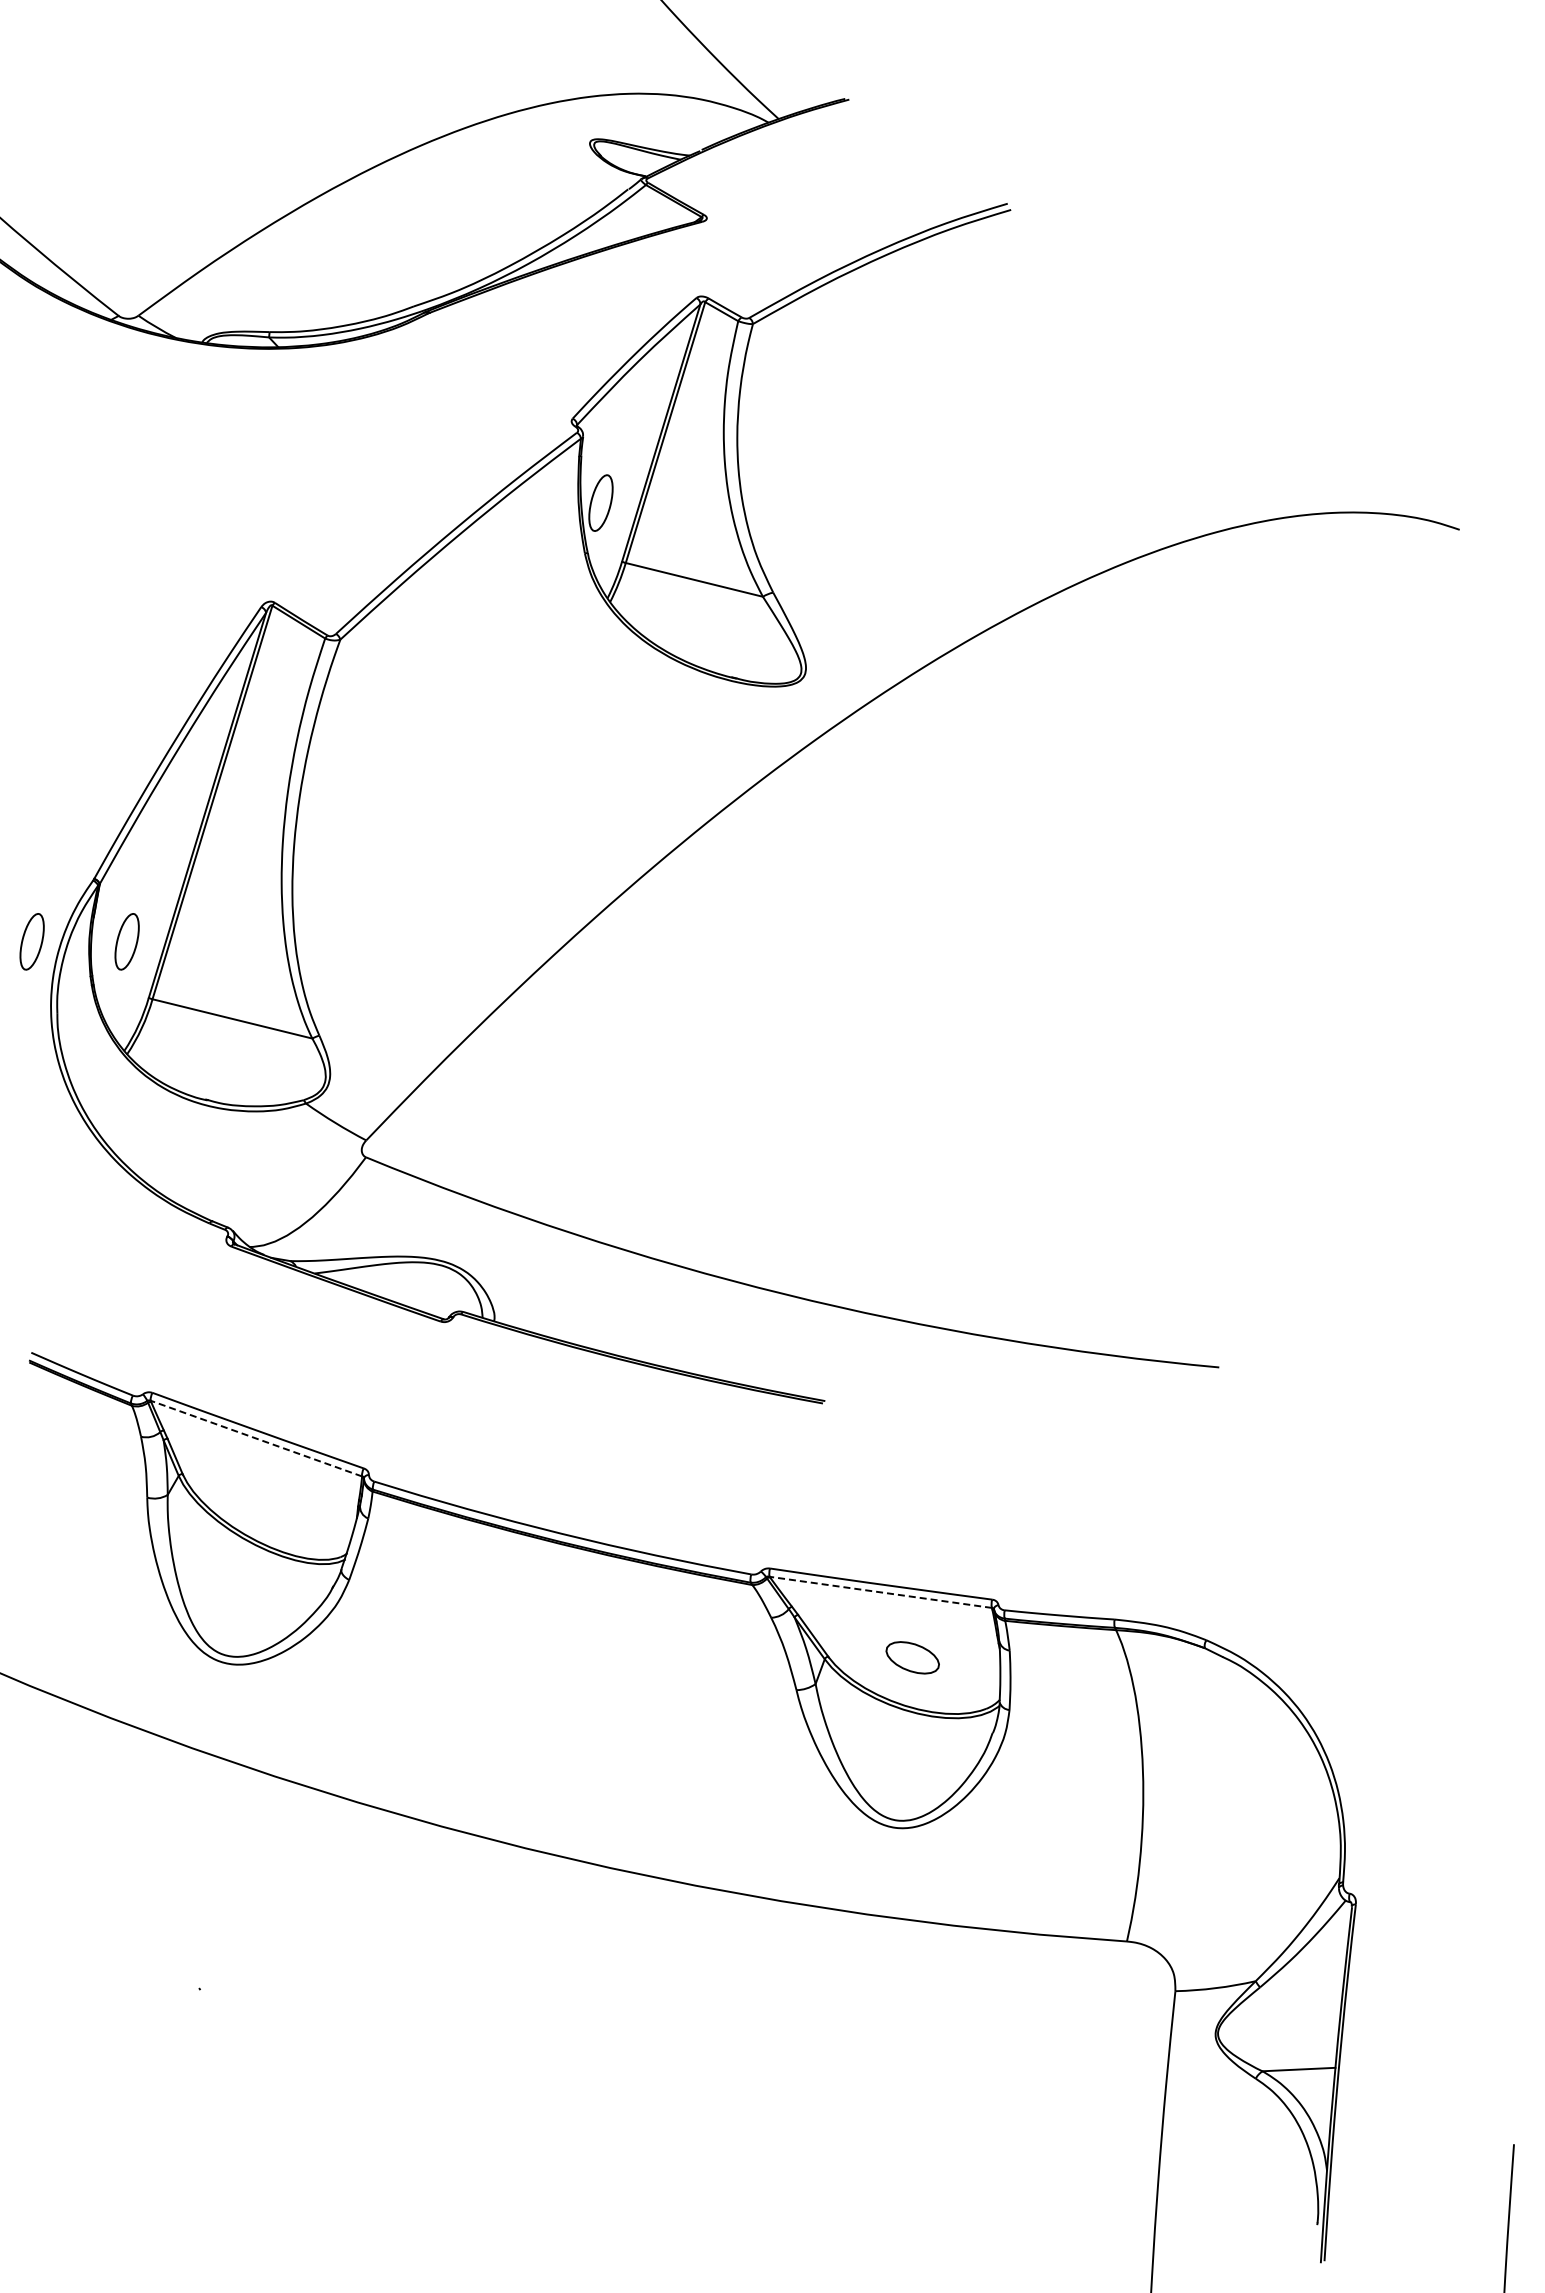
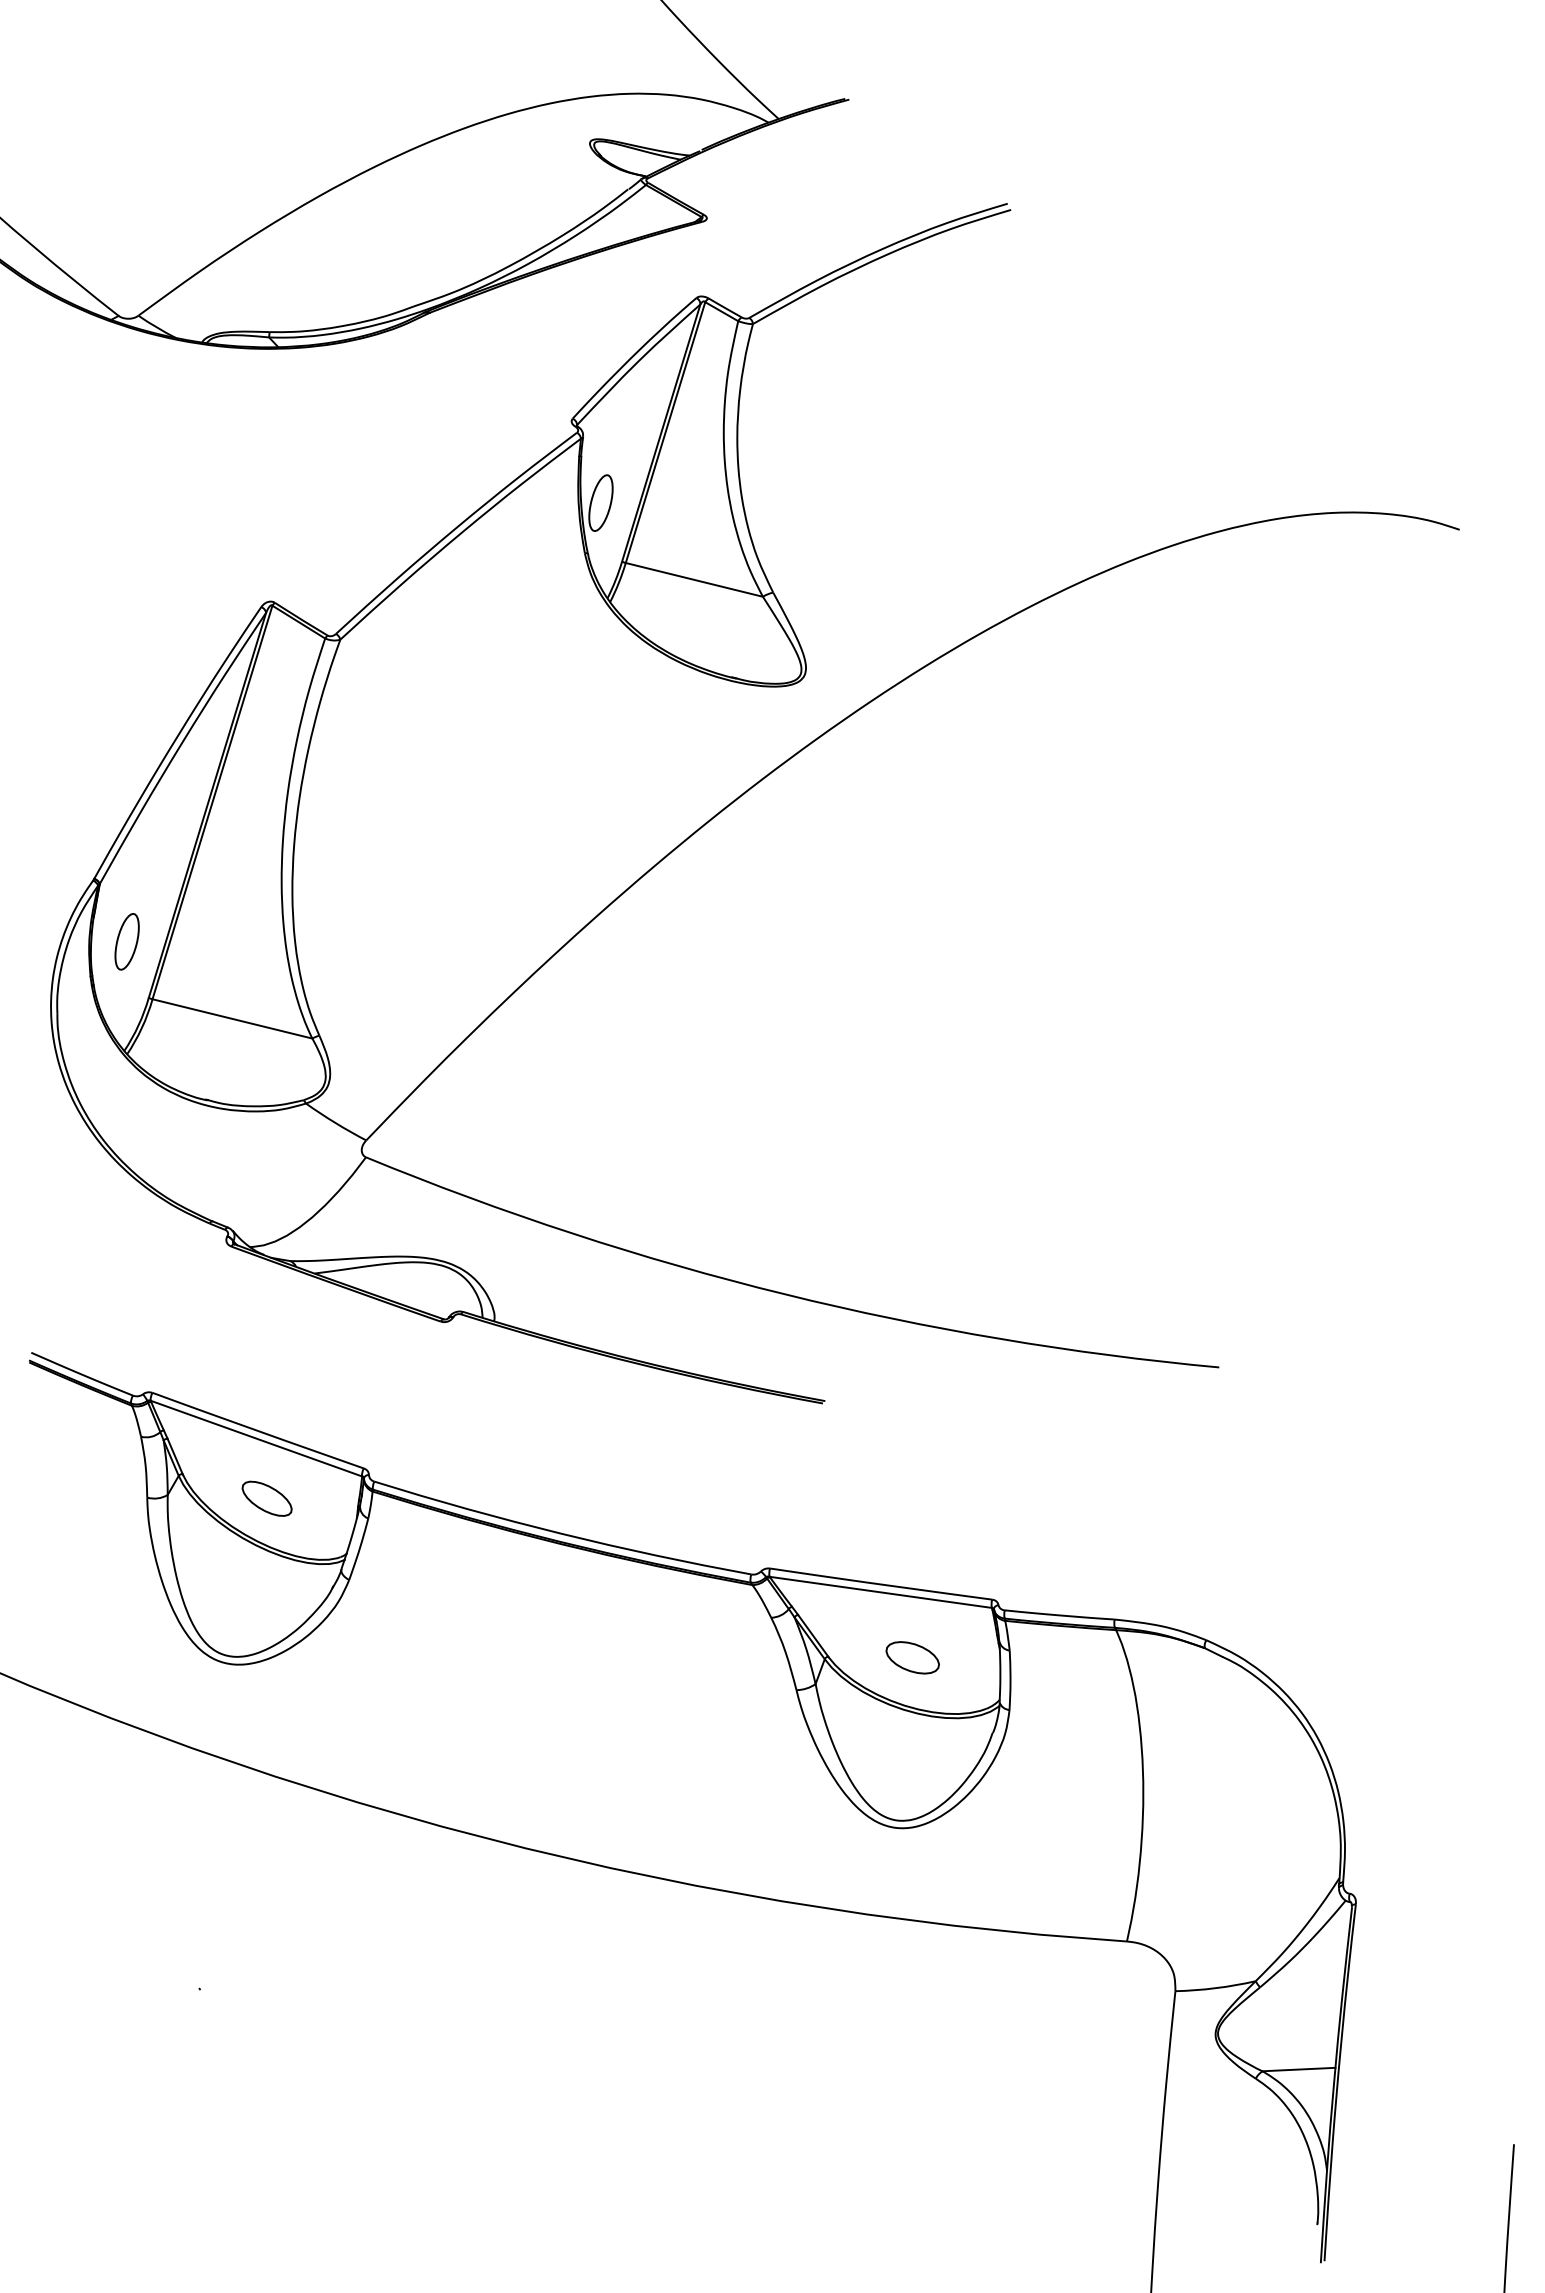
part: present -> none (31, 941)
line: dashed -> solid (255, 1438)
part: none -> present (266, 1498)
line: dashed -> solid (880, 1592)
